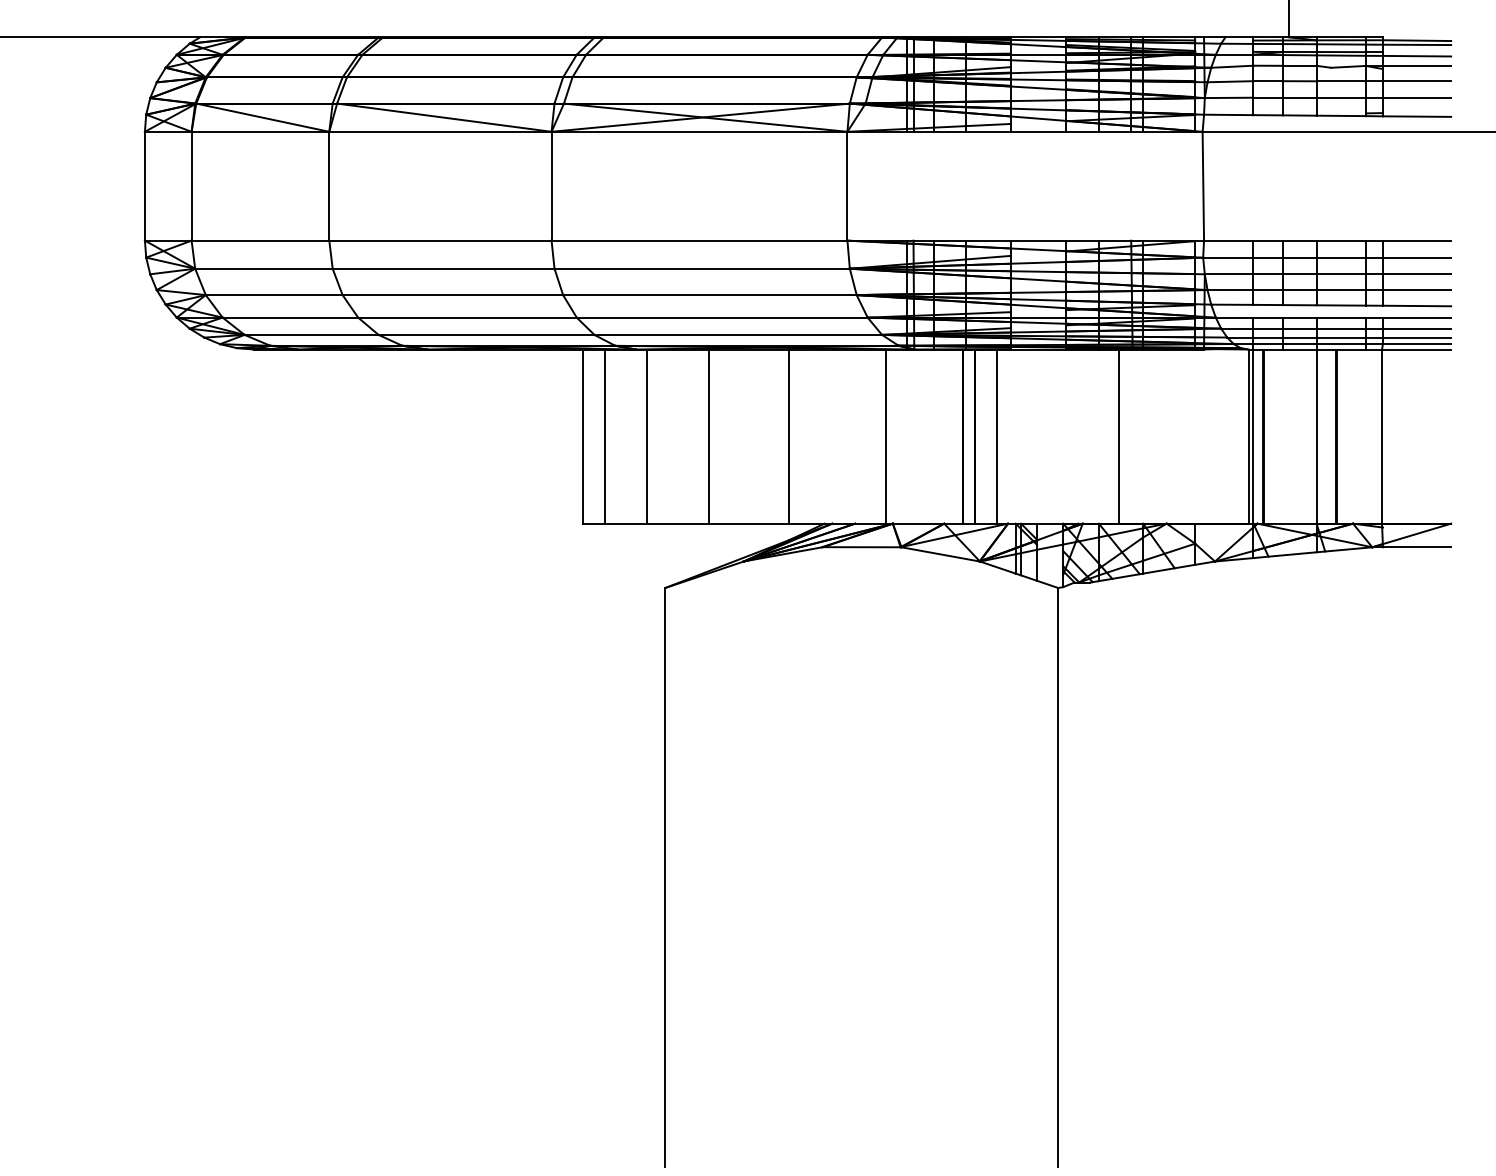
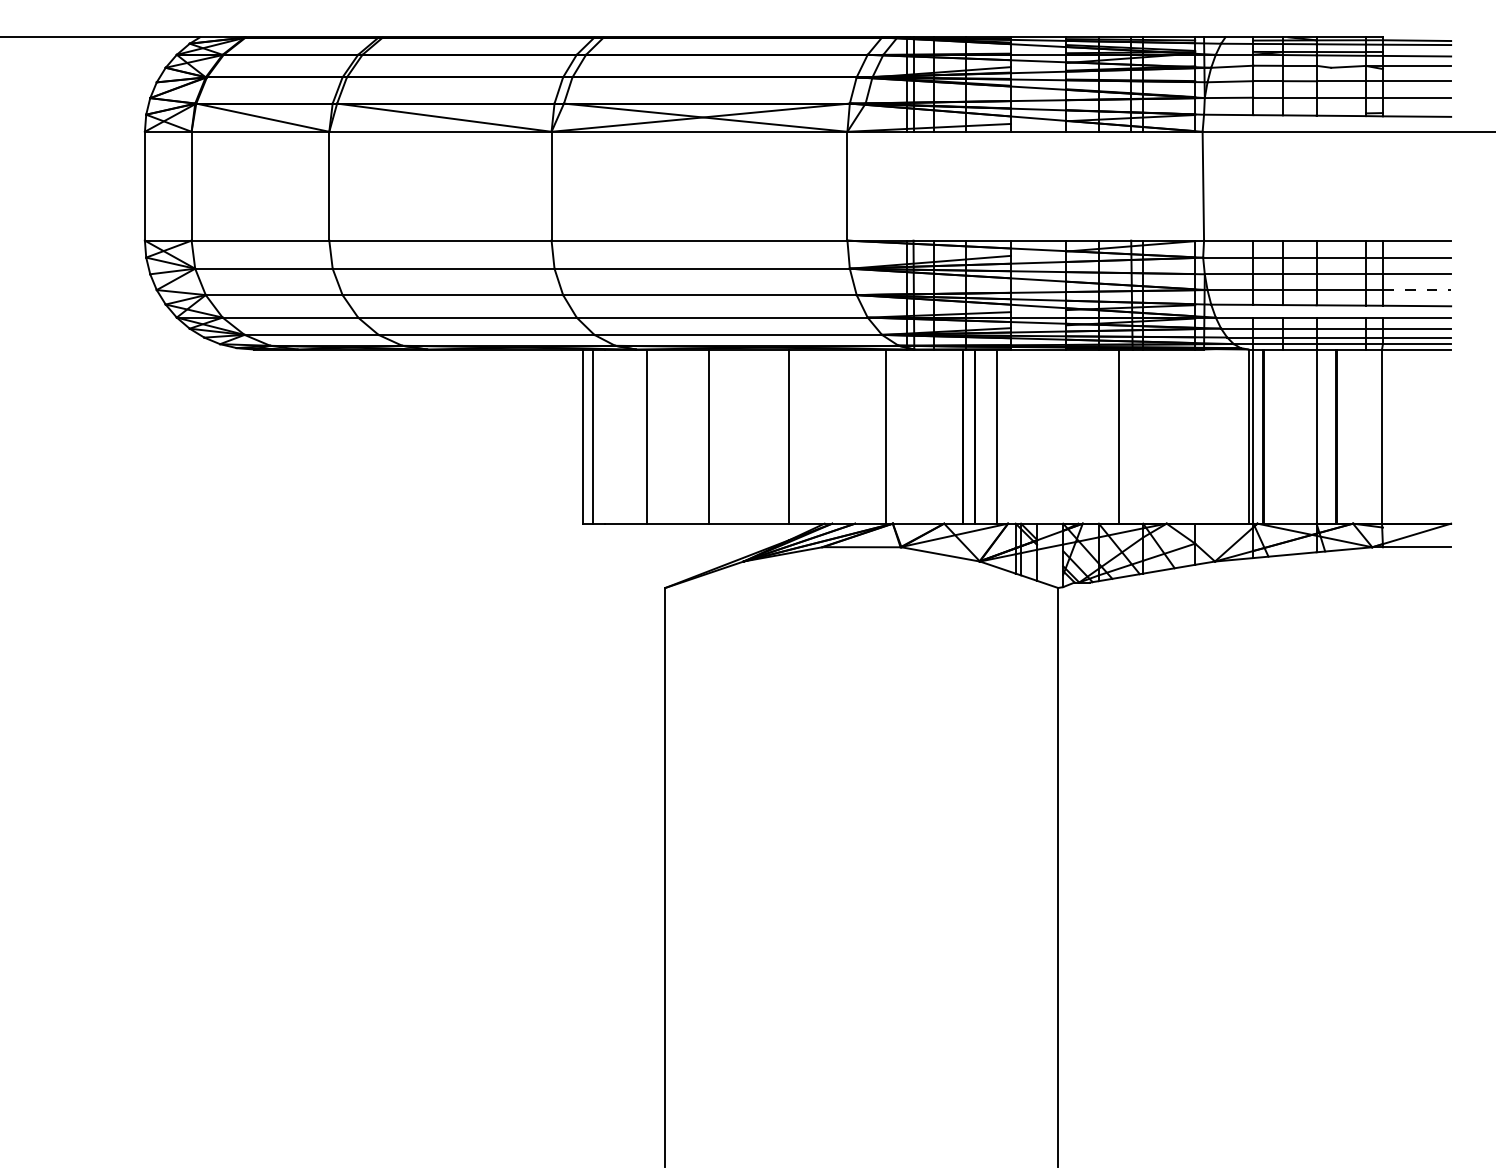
line: present -> none (1288, 19)
line: solid -> dashed (1417, 290)
line position: (604, 436) -> (592, 436) (592, 436)
